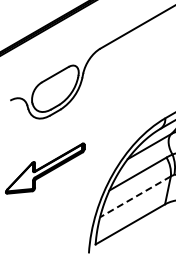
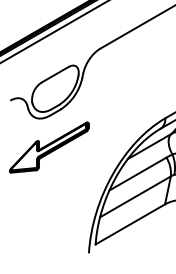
line: none -> present (54, 32)
part position: (45, 168) -> (49, 147) (49, 147)
line: dashed -> solid (135, 196)
